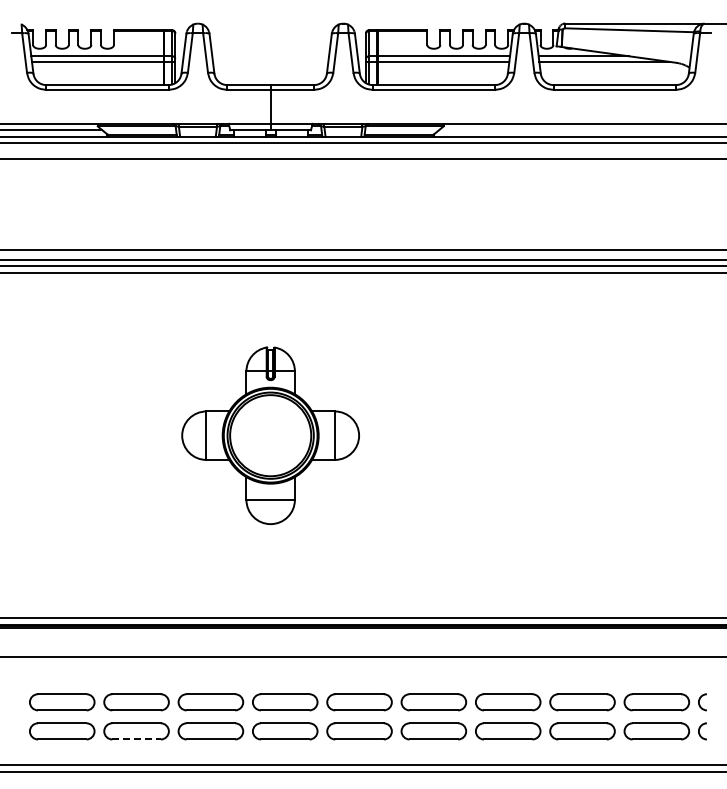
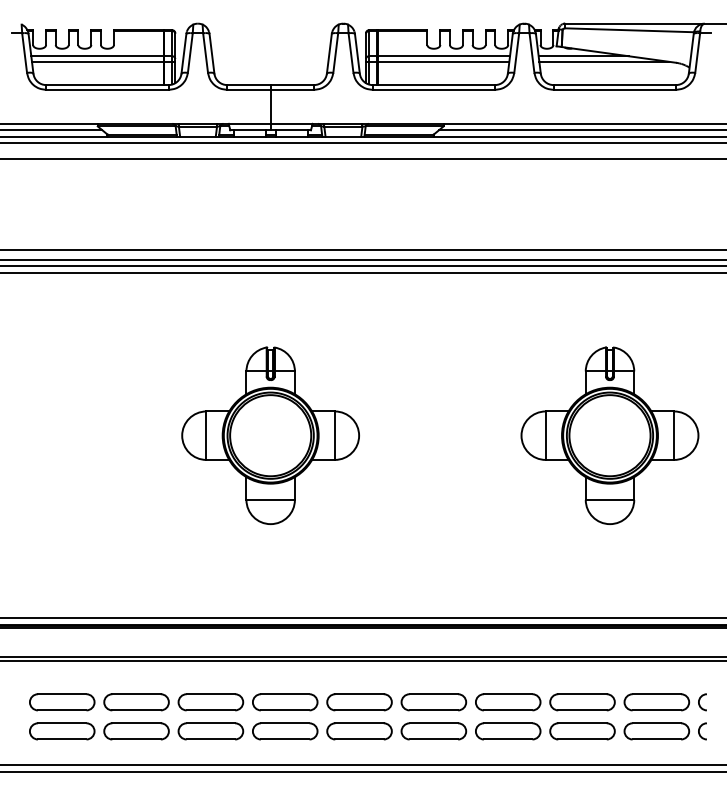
line: none -> present (580, 130)
part: none -> present (609, 435)
line: none -> present (362, 661)
line: dashed -> solid (137, 739)
